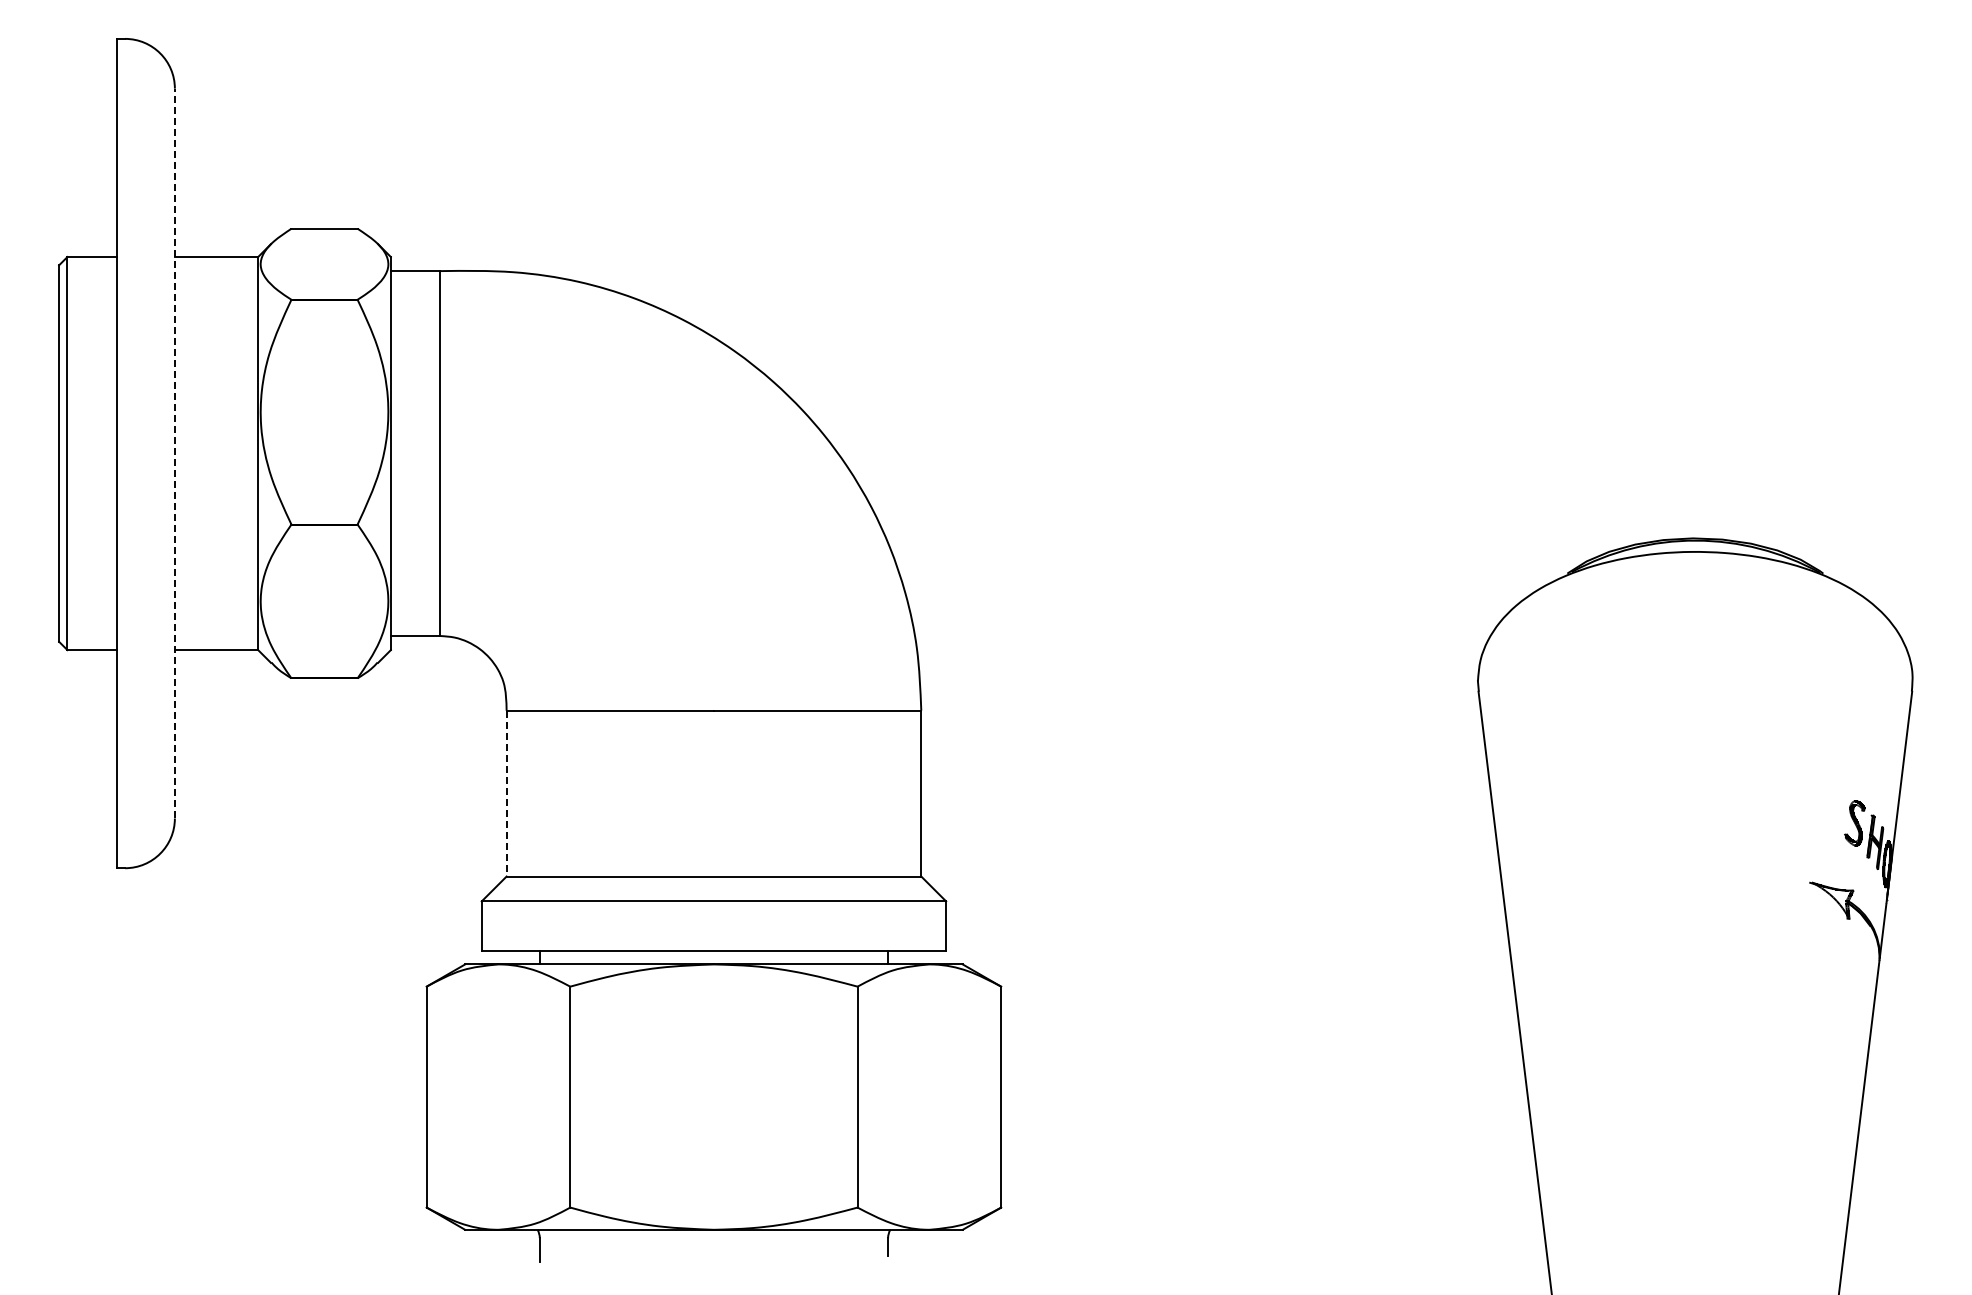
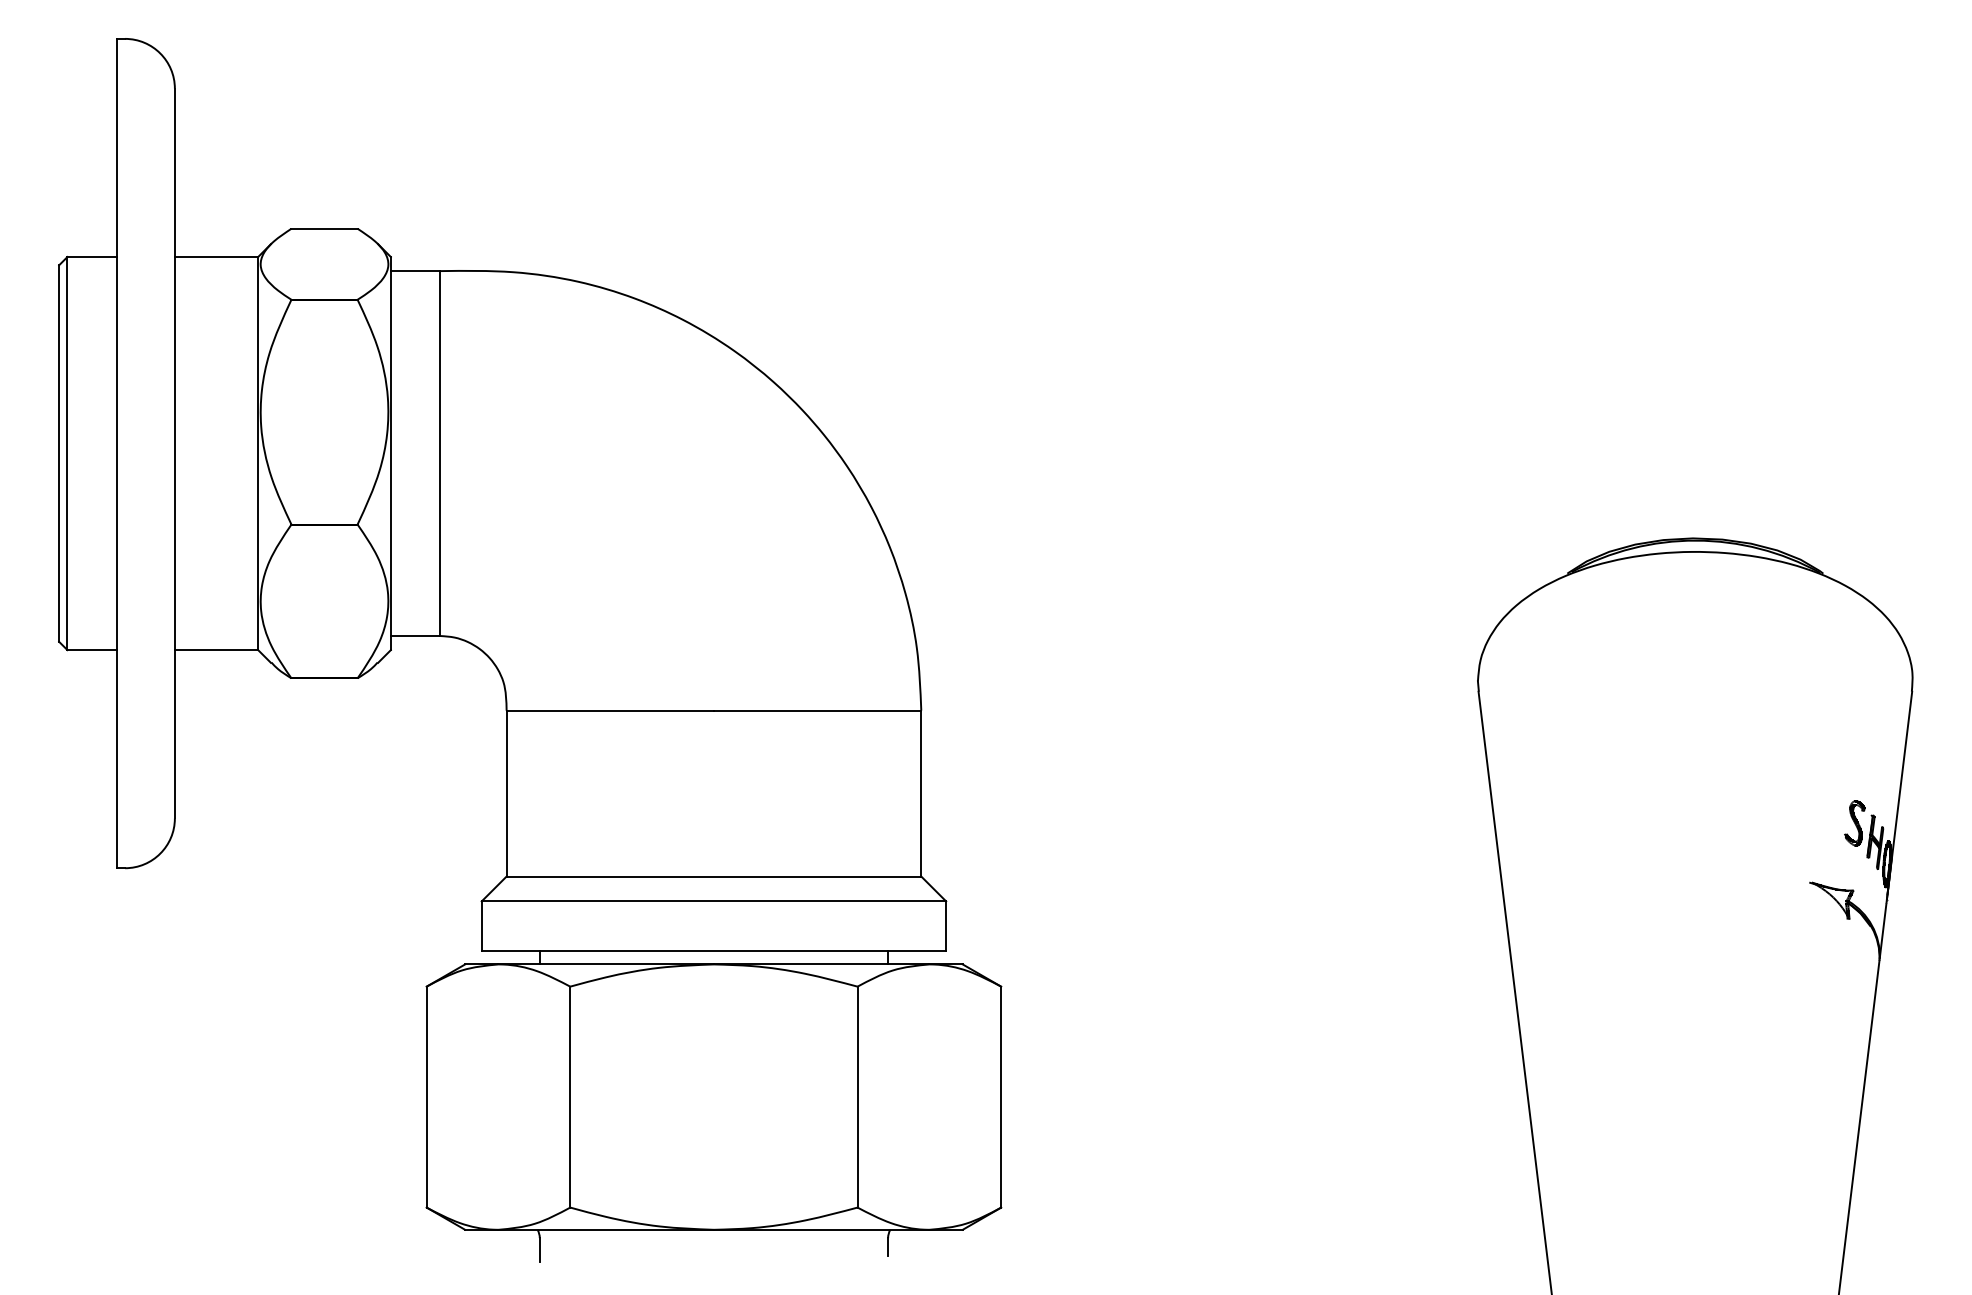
line: dashed -> solid (174, 453)
line: dashed -> solid (506, 793)
